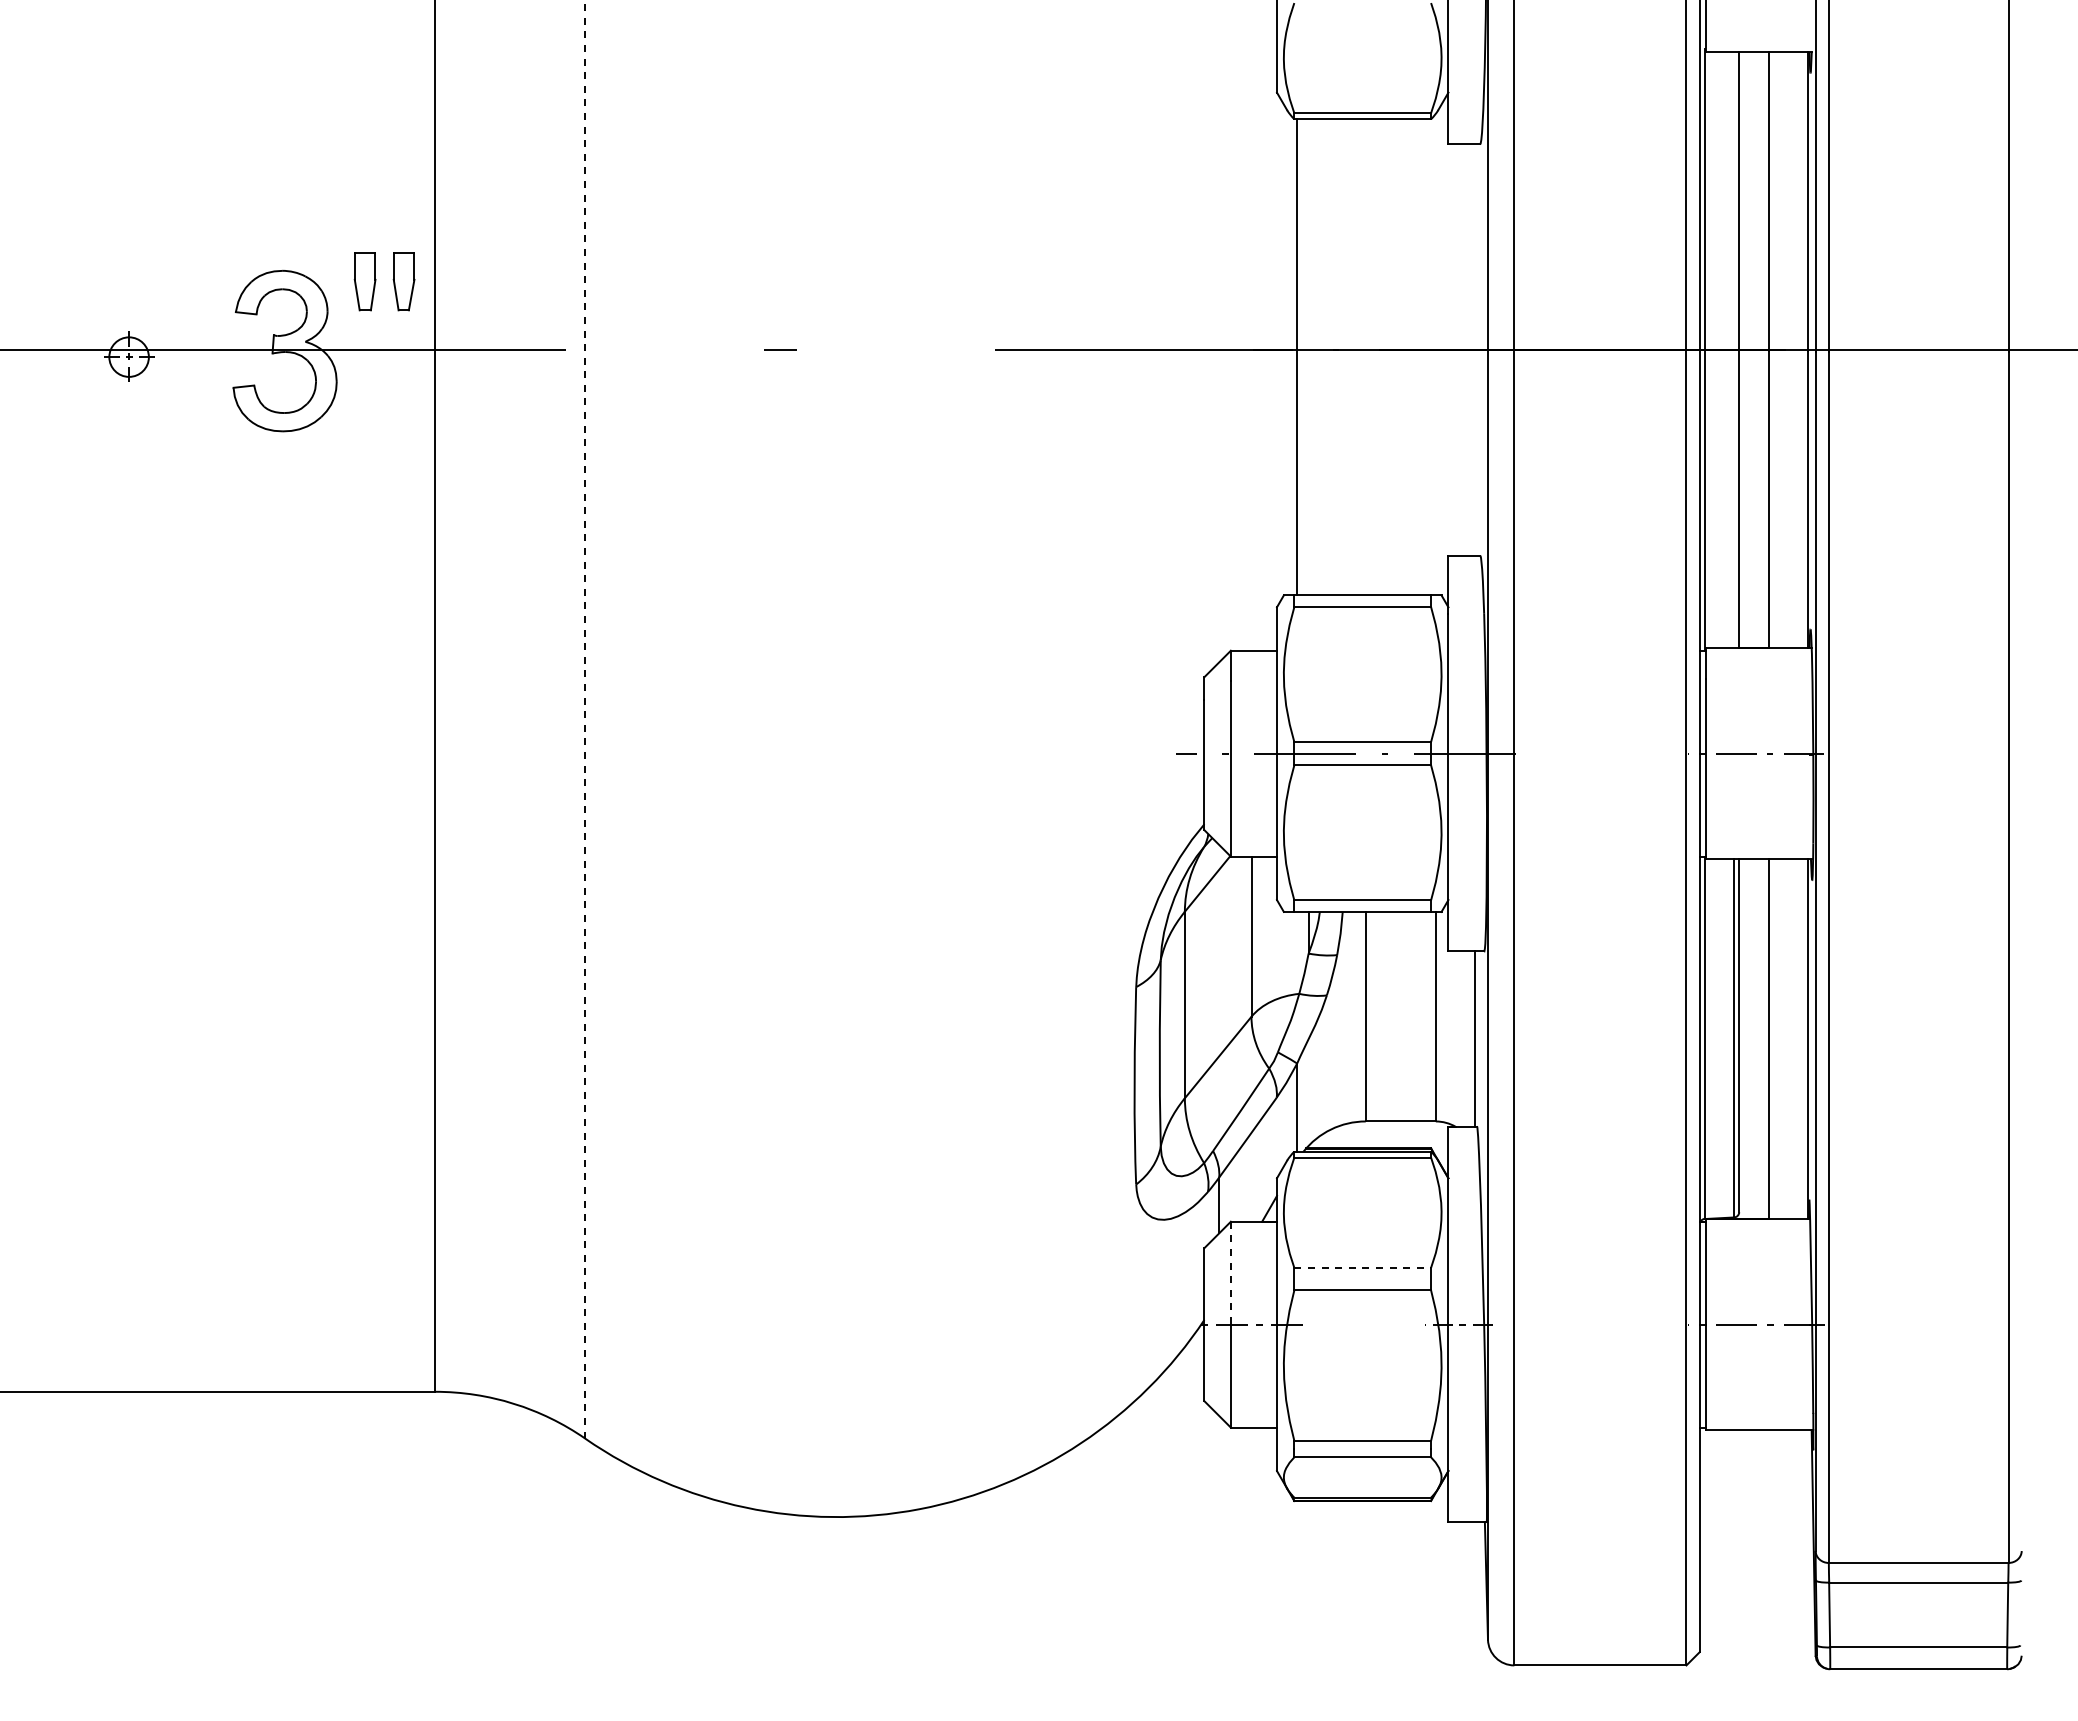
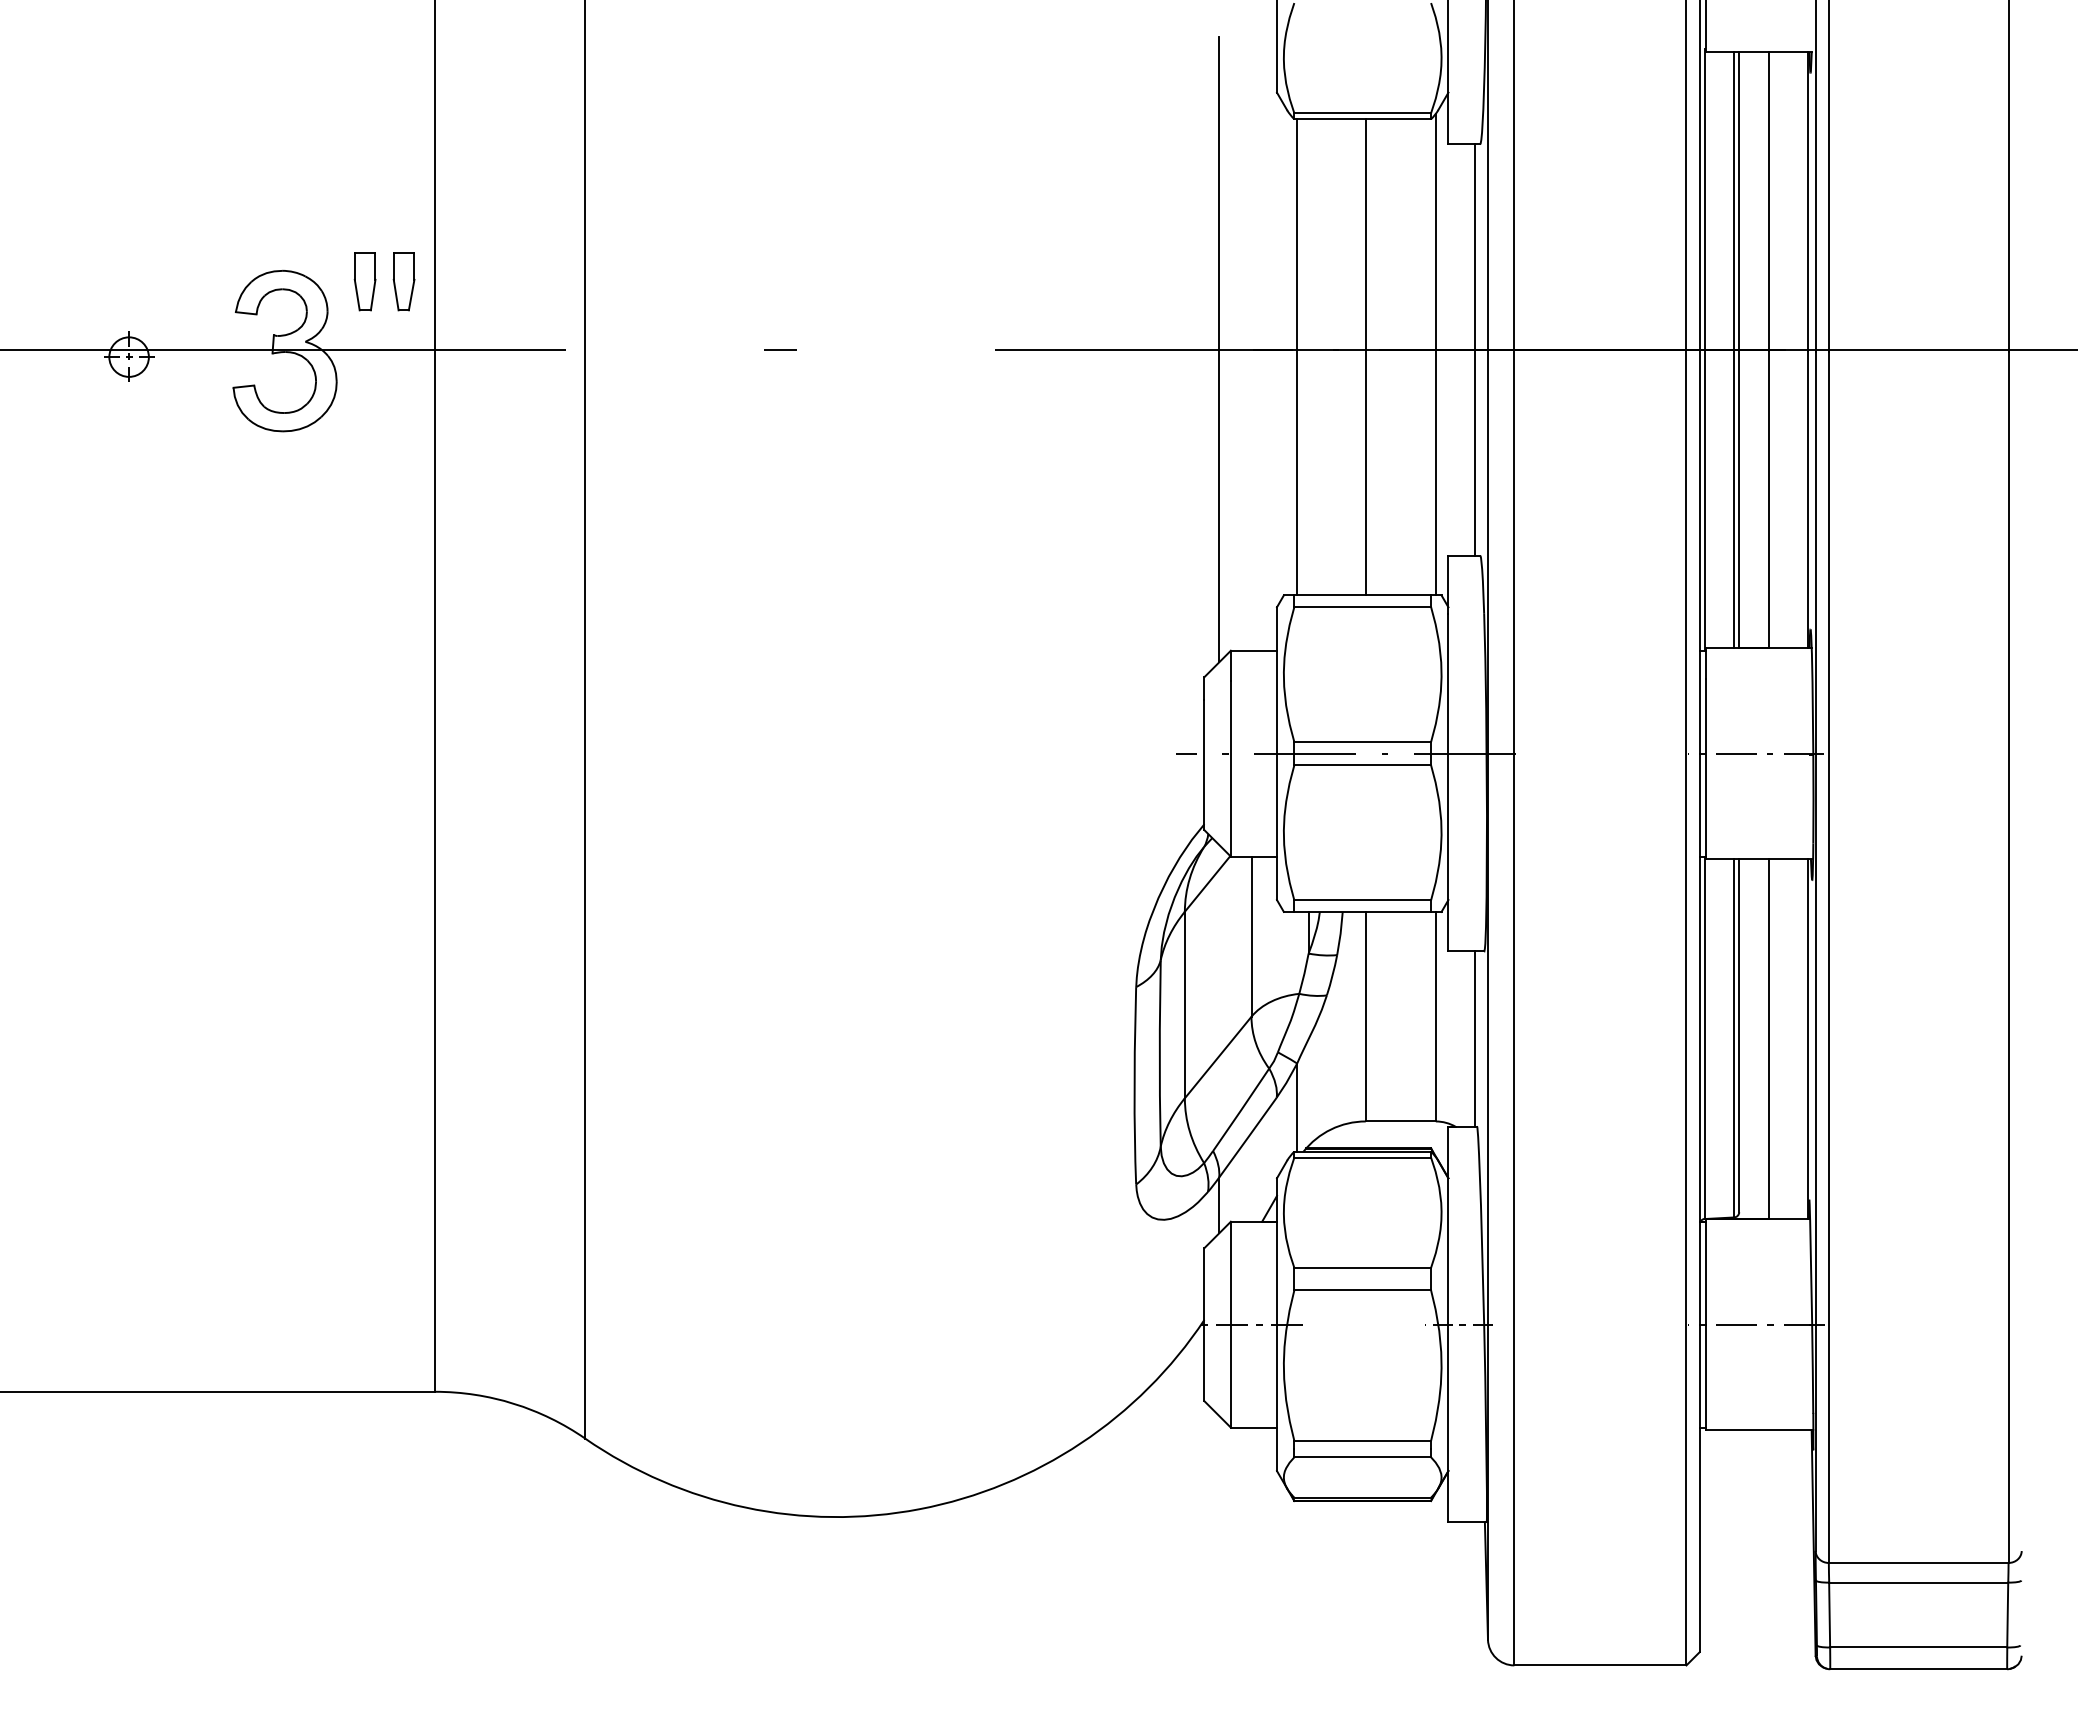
line: none -> present (1219, 349)
line: none -> present (1475, 349)
line: none -> present (1734, 349)
line: none -> present (1435, 354)
line: none -> present (1365, 357)
line: dashed -> solid (585, 718)
line: dashed -> solid (1363, 1267)
line: dashed -> solid (1230, 1273)
